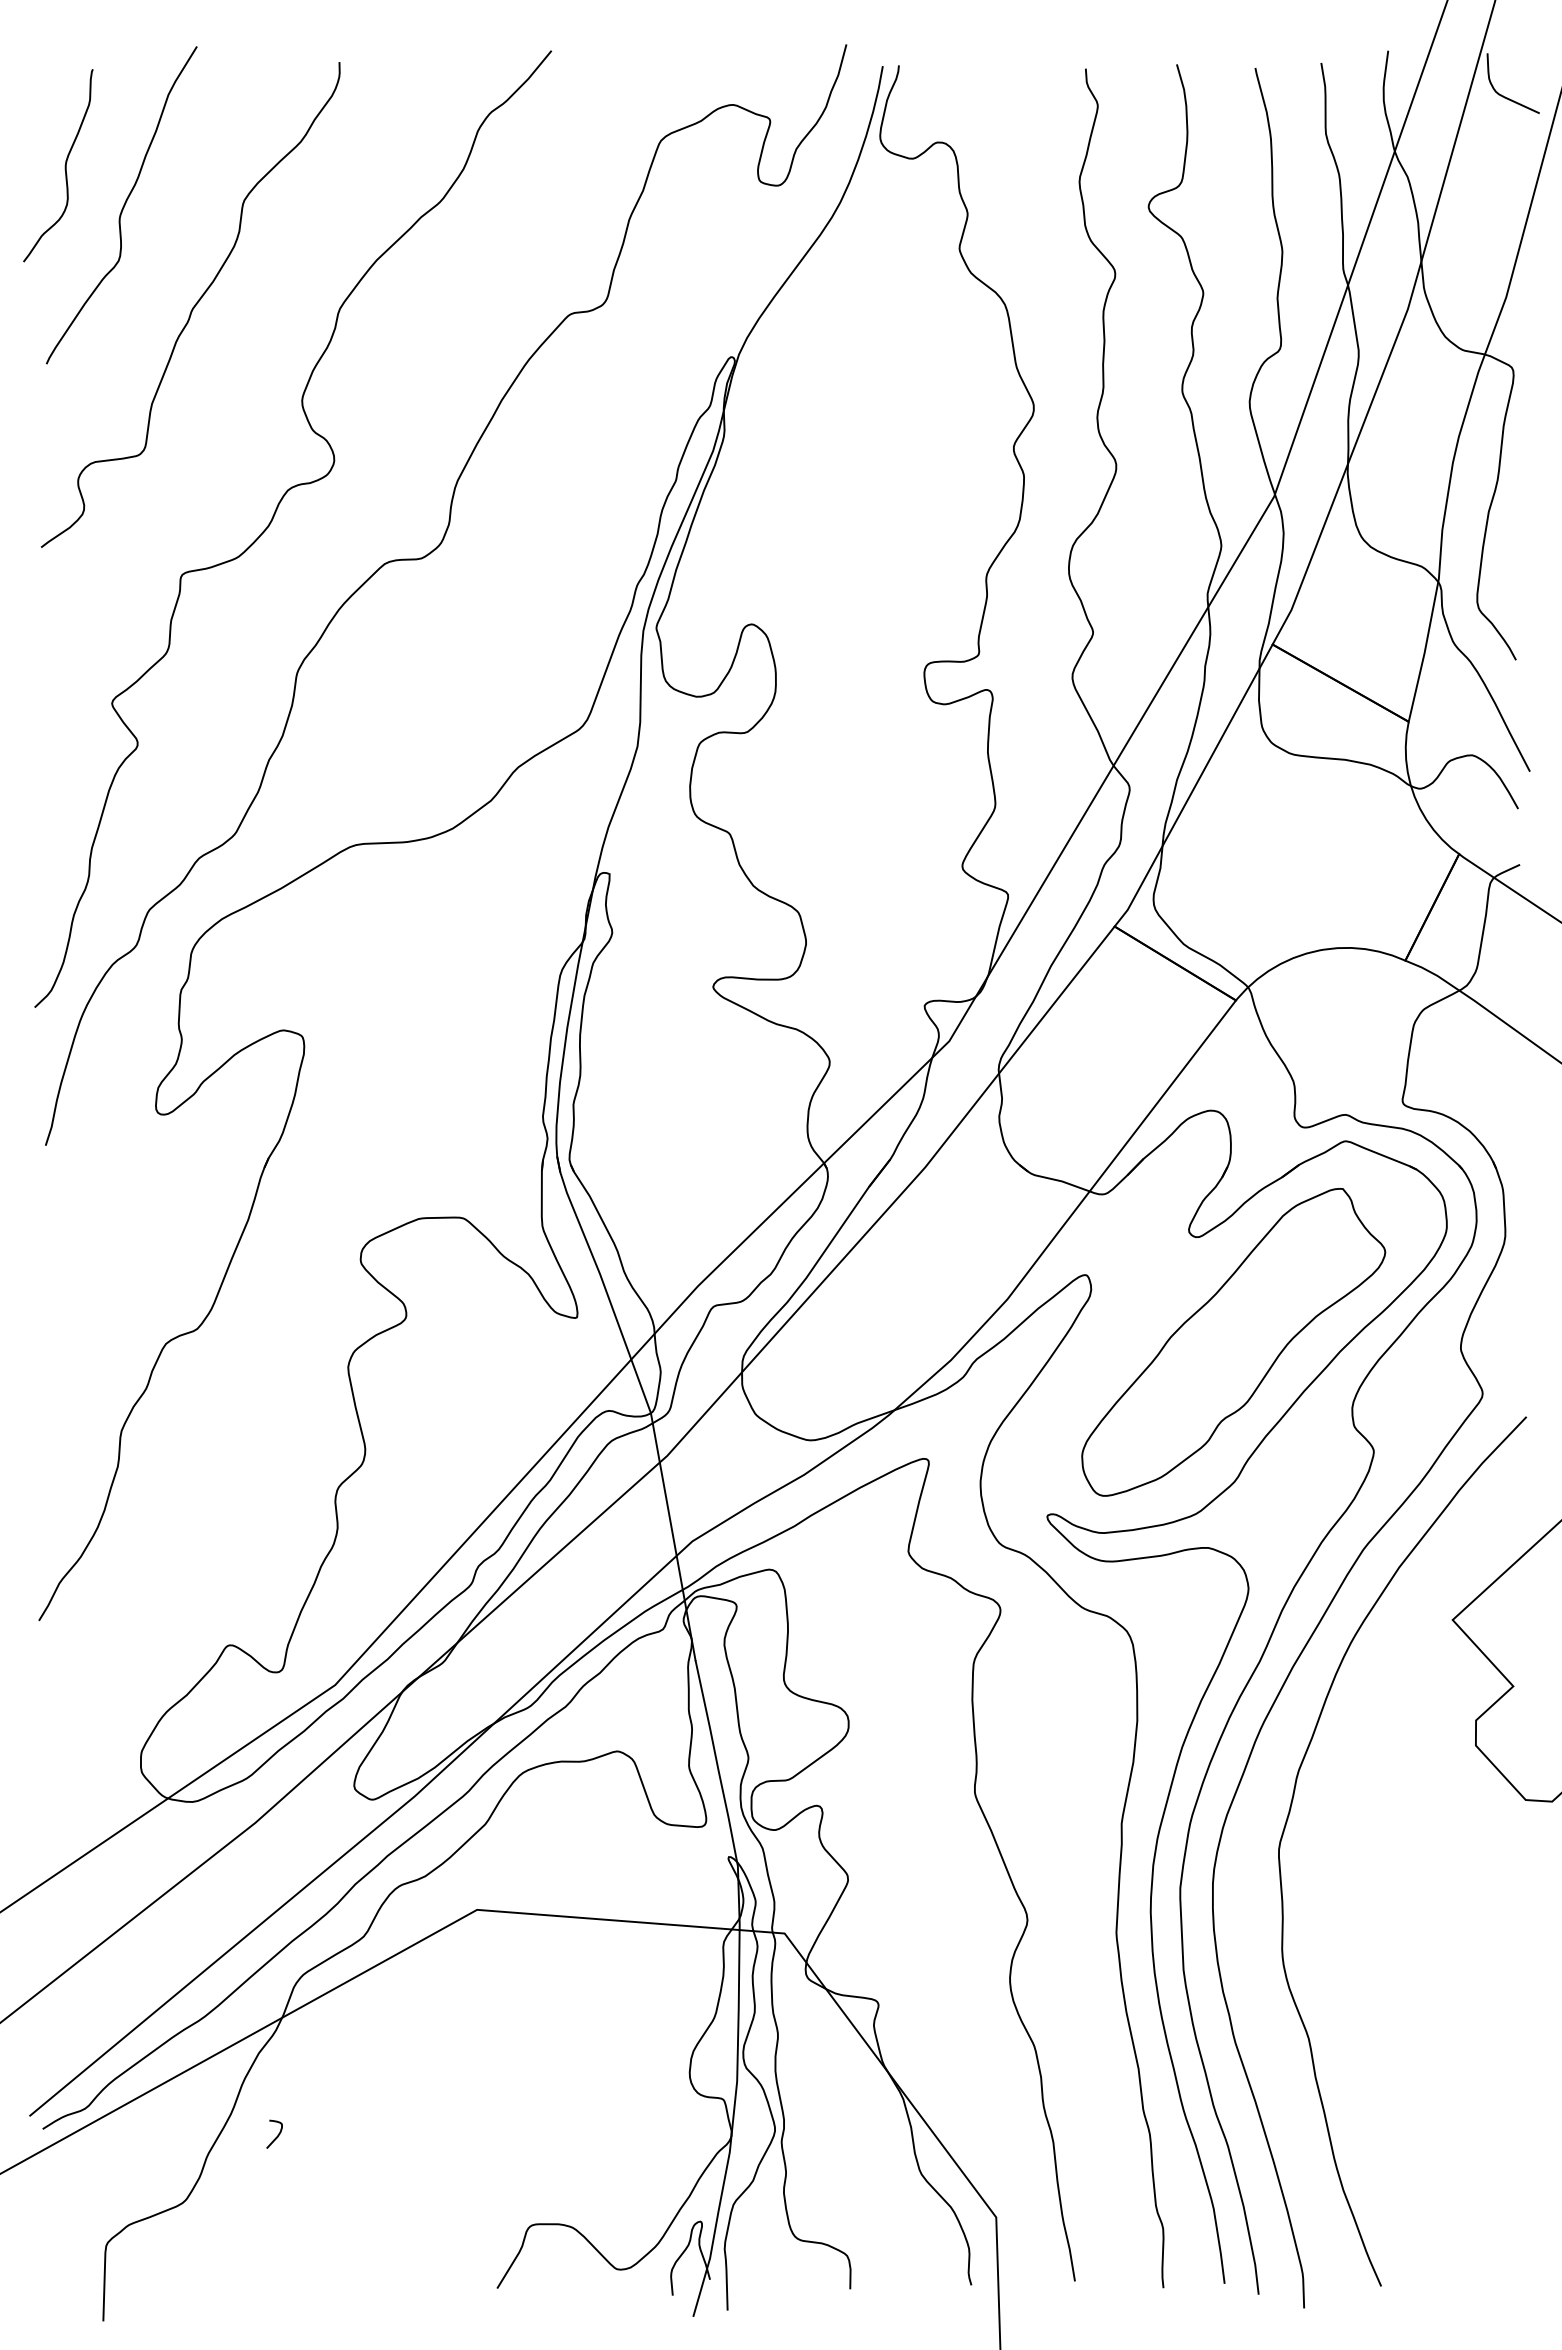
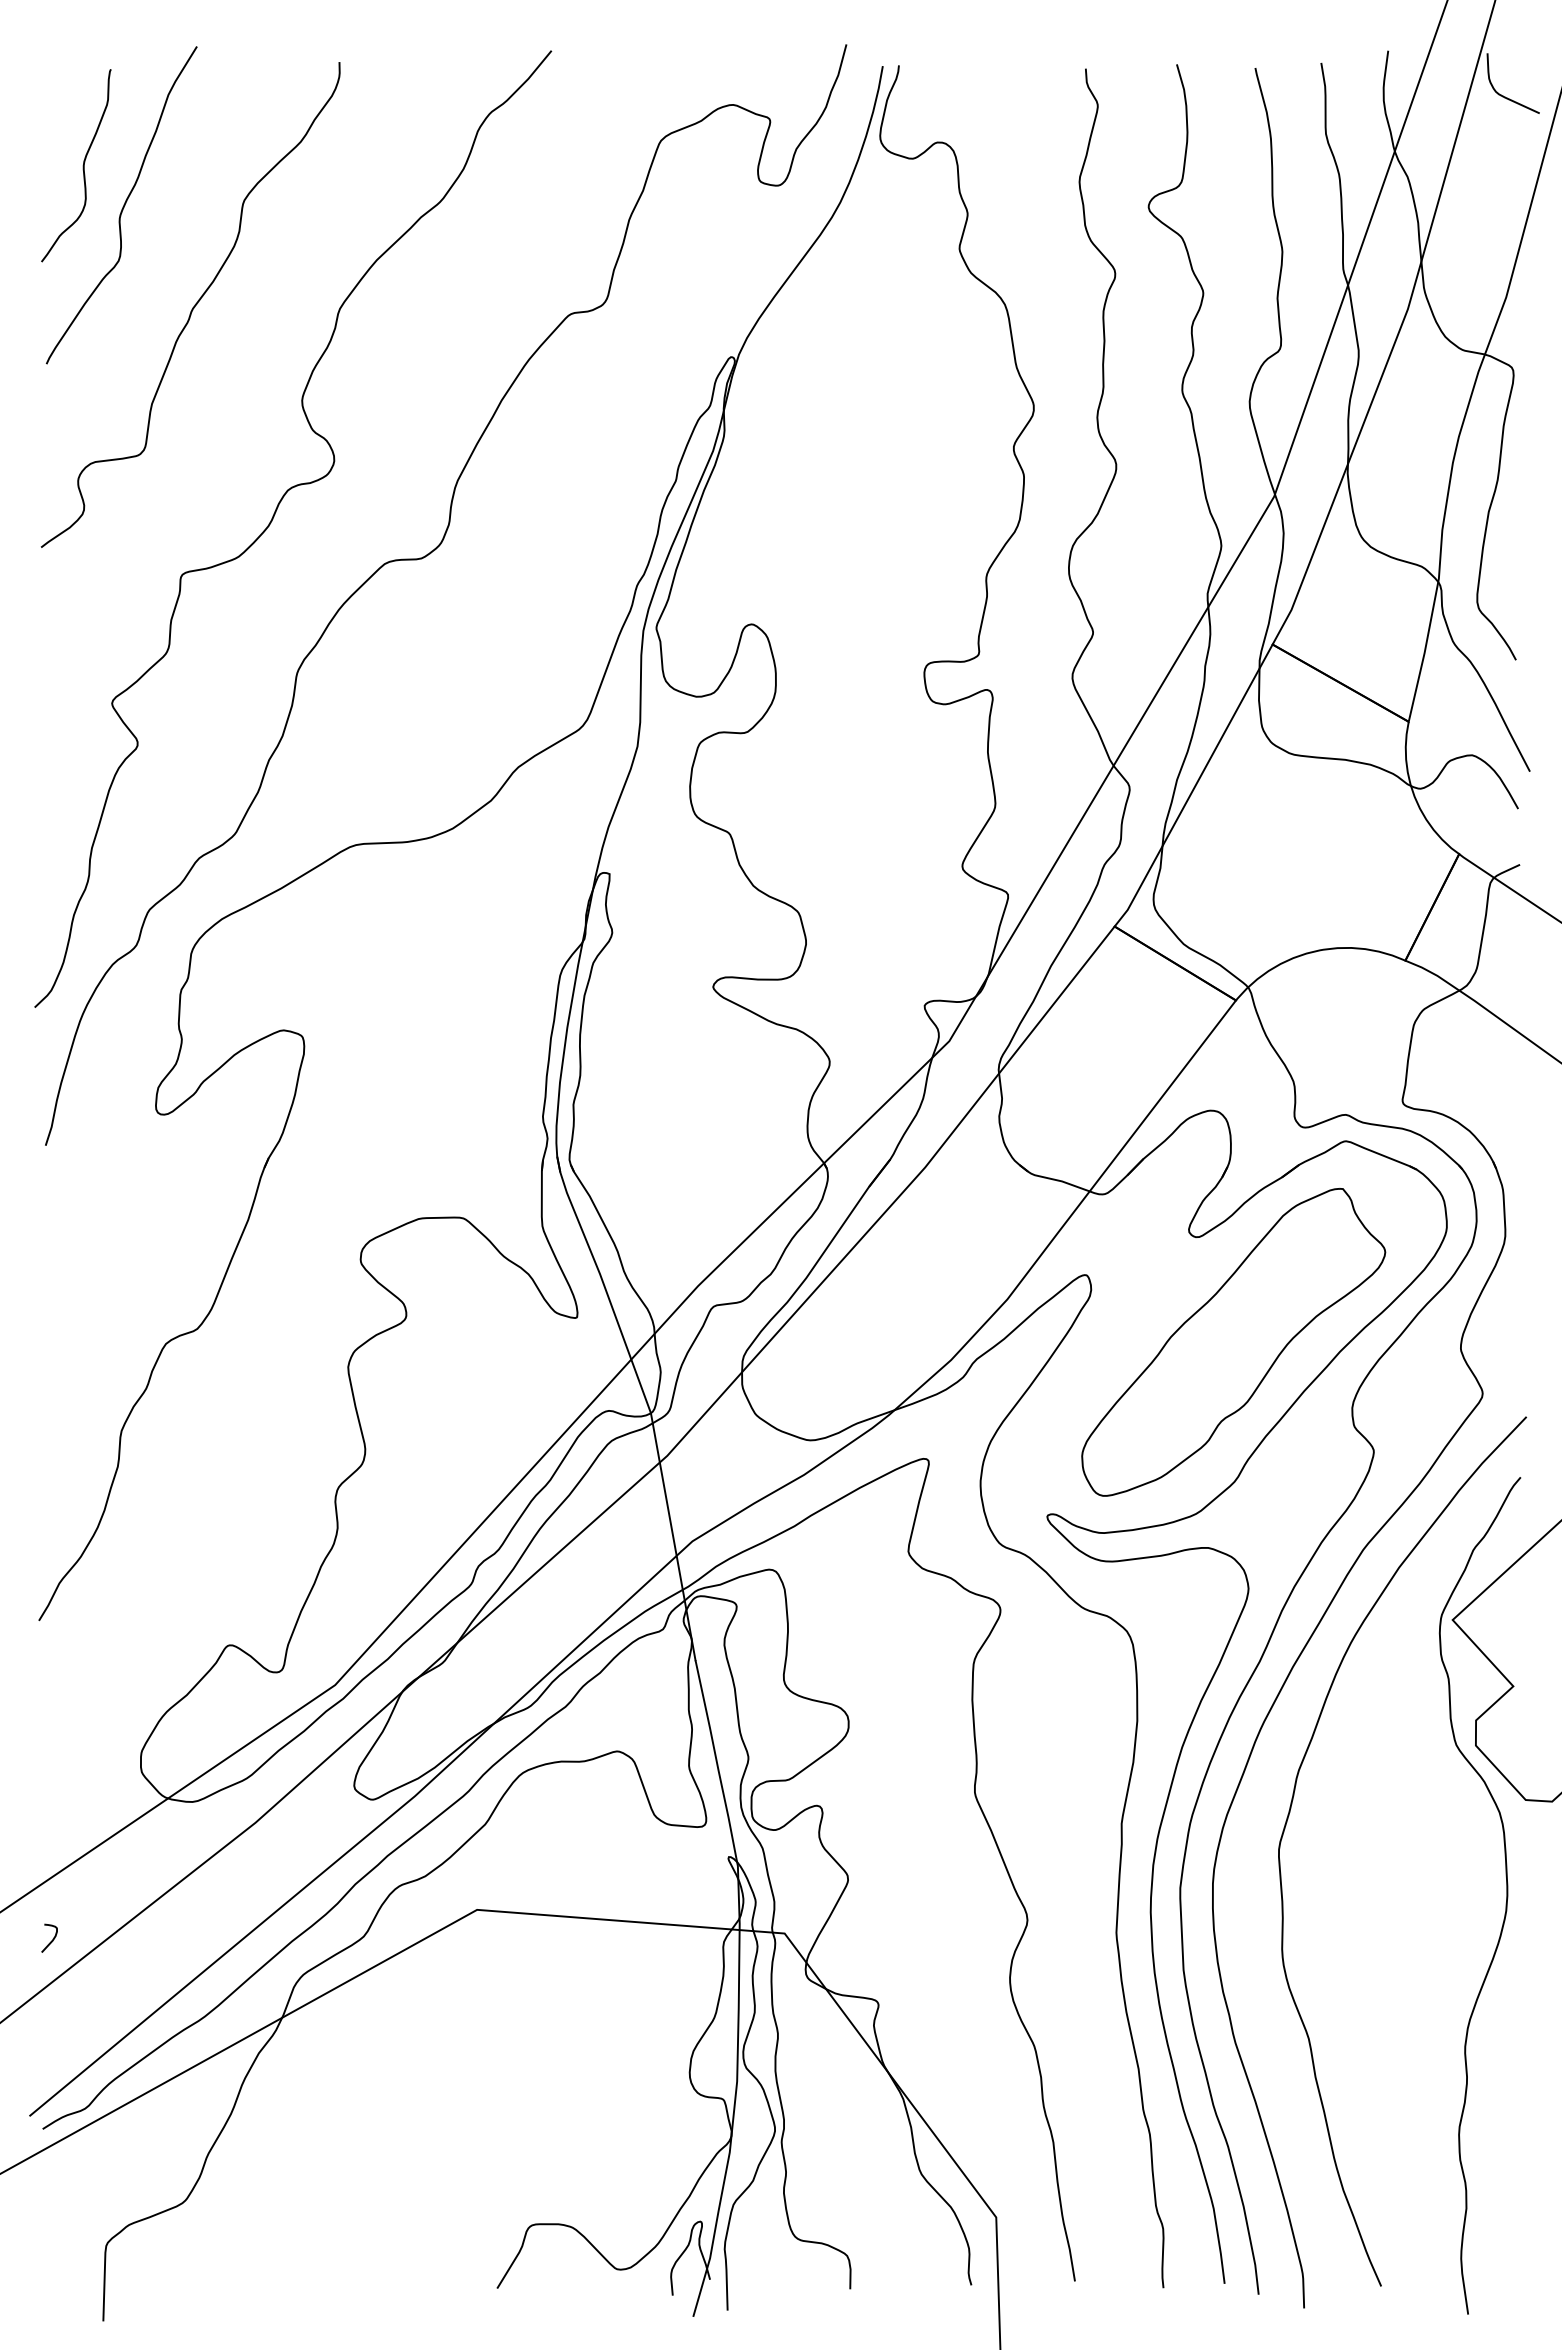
curve position: (64, 165) -> (82, 165) (82, 165)
curve: none -> present (1506, 1895)
curve position: (277, 2135) -> (52, 1939) (52, 1939)
